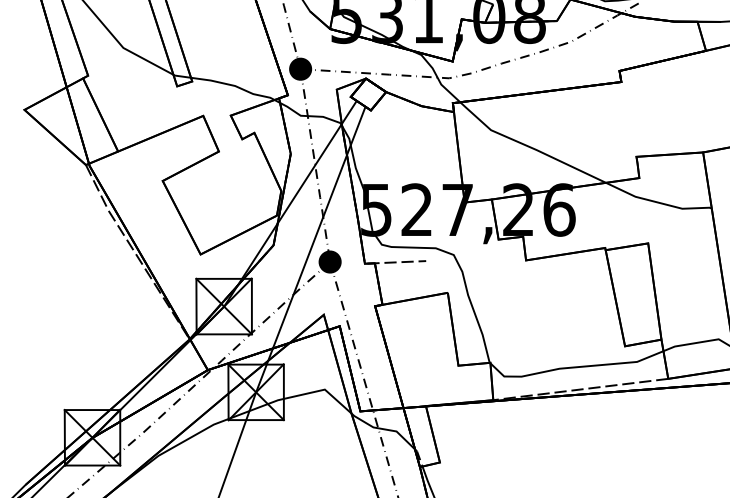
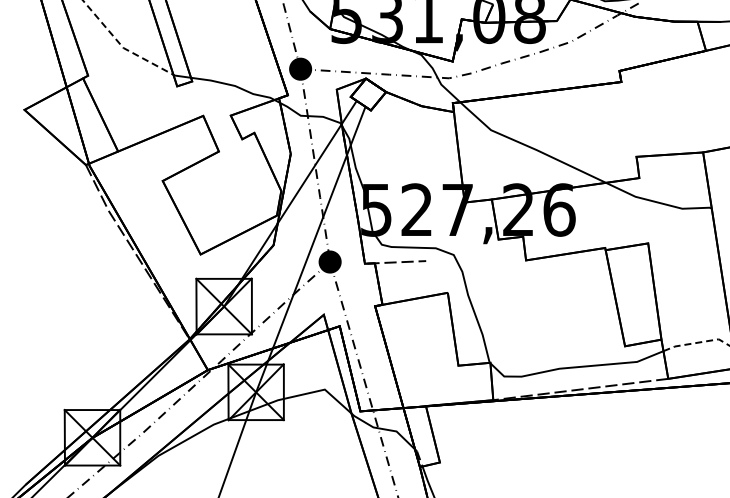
line: solid -> dashed (122, 46)
line: solid -> dashed (697, 342)
